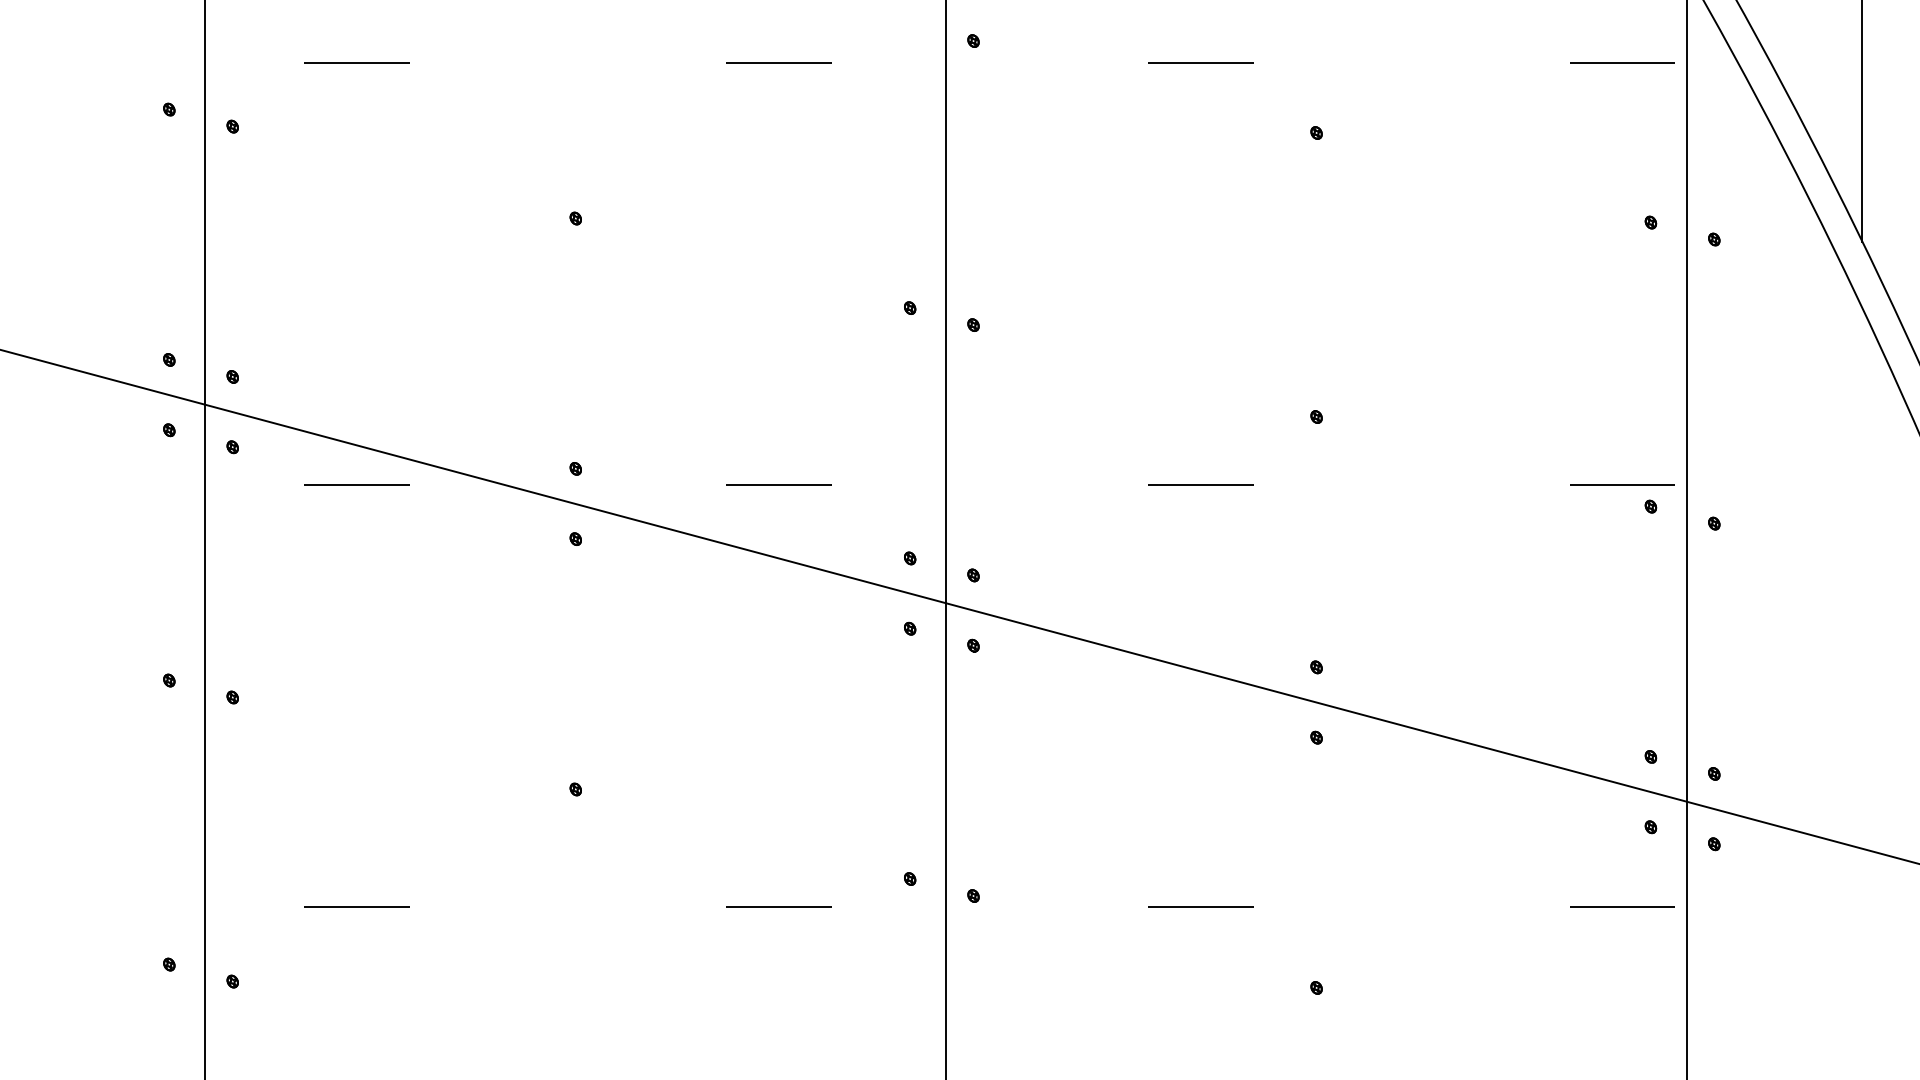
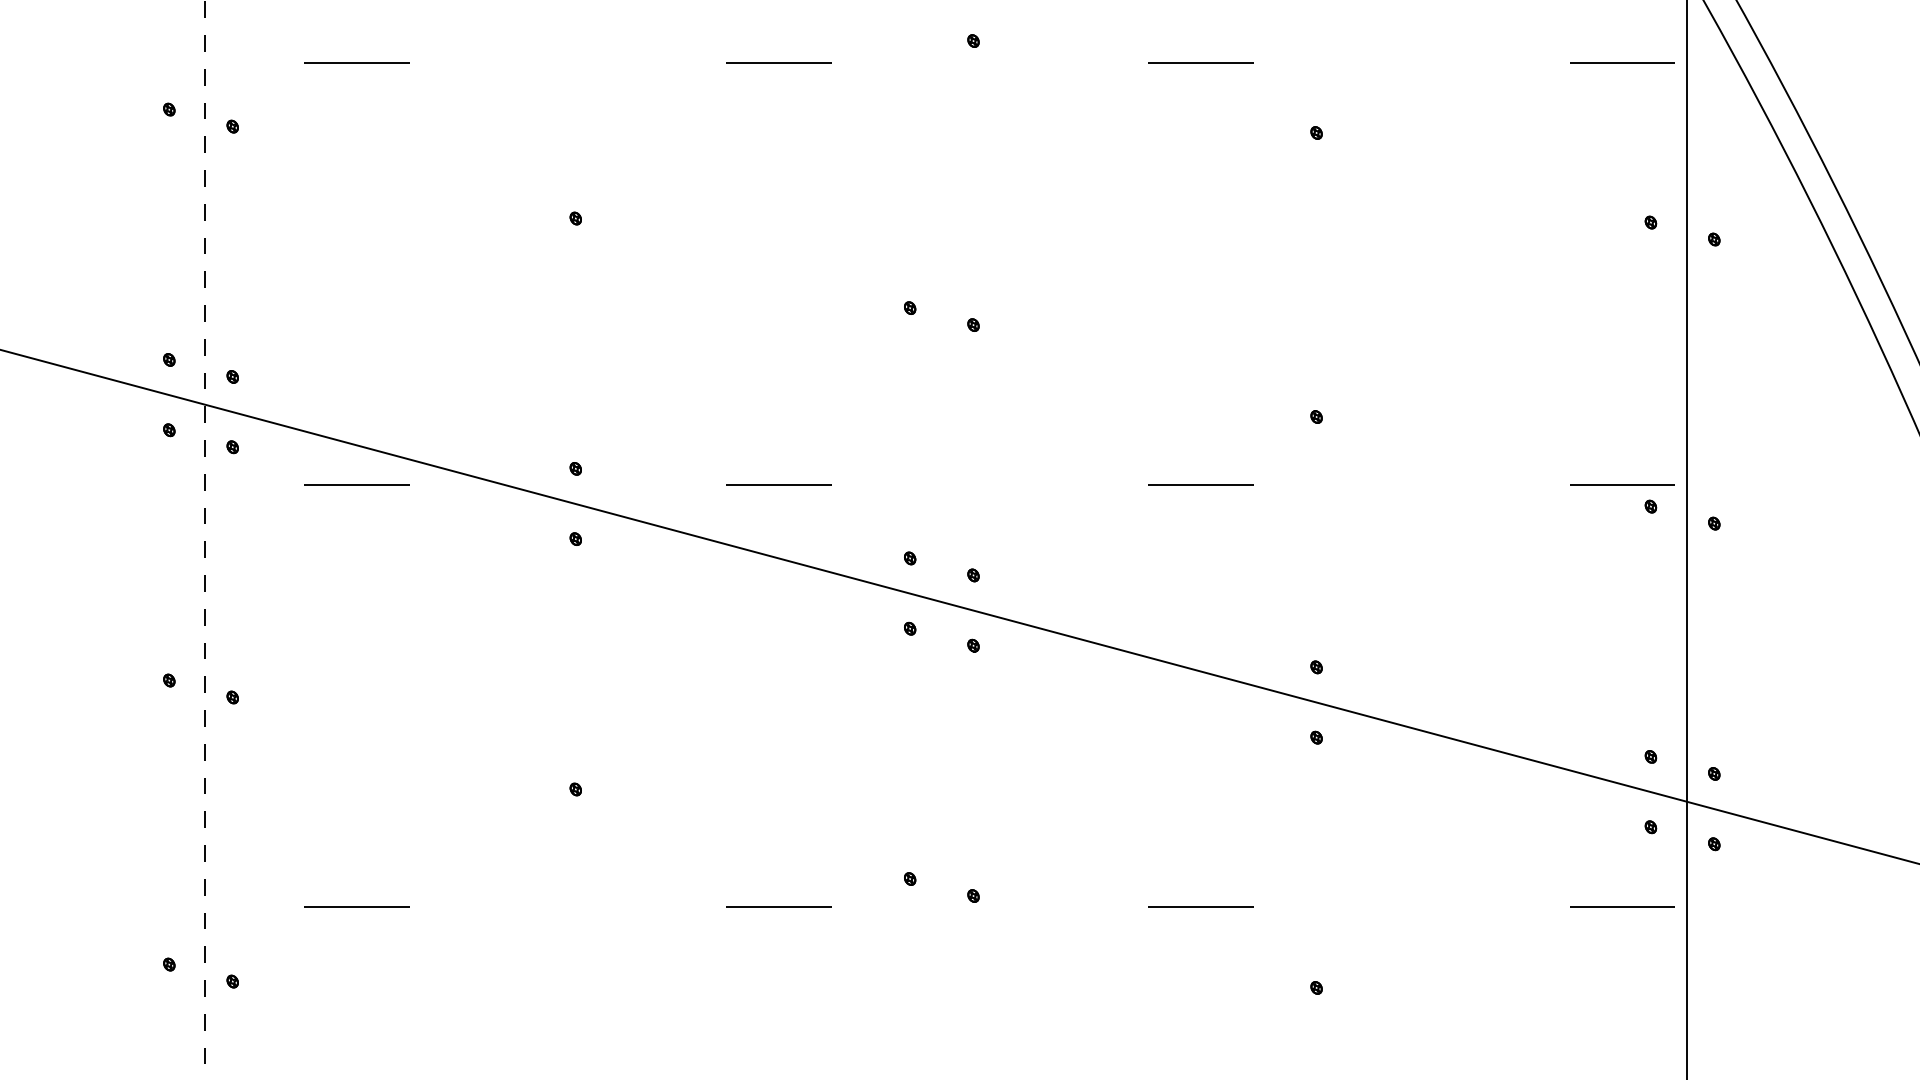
line: present -> none (1862, 121)
line: solid -> dashed (205, 539)
line: present -> none (946, 539)
